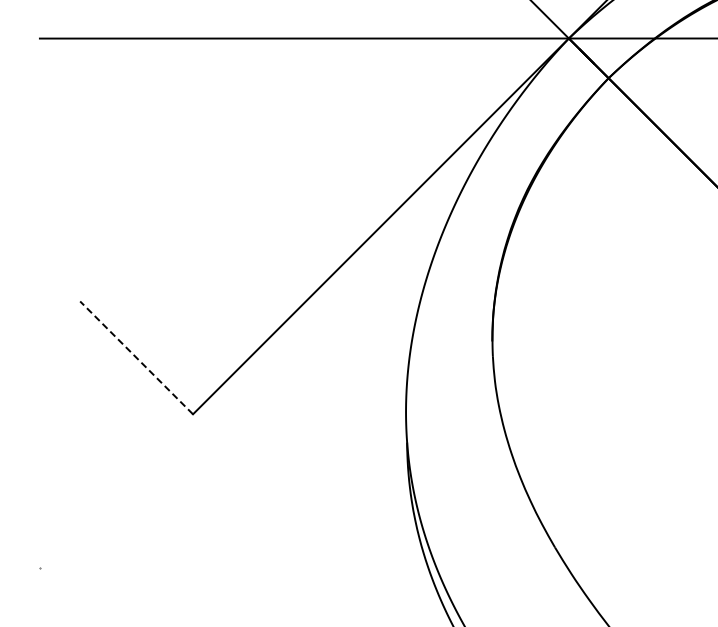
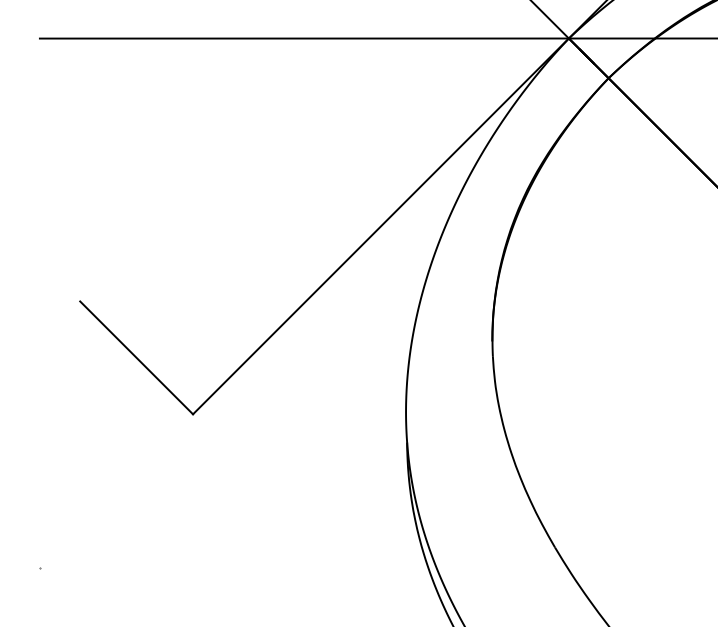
line: dashed -> solid (136, 357)
